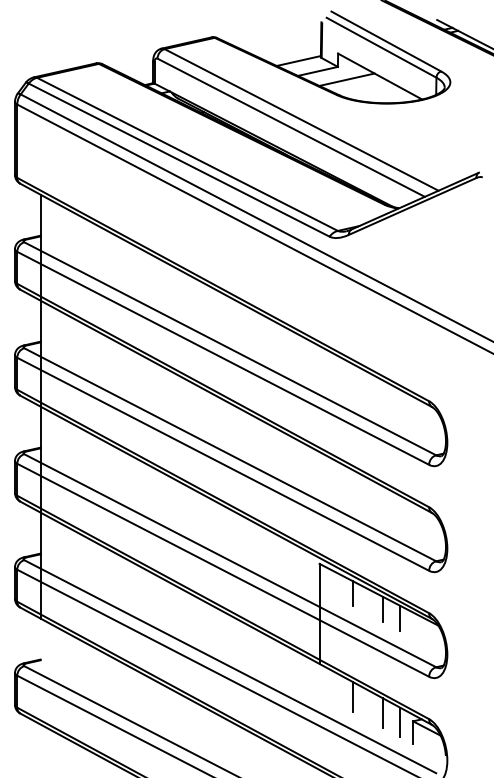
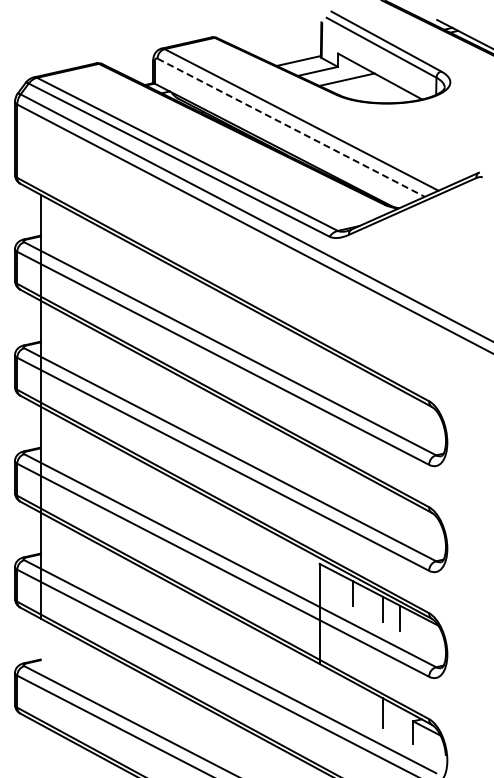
line: solid -> dashed (291, 127)
line: present -> none (352, 696)
line: present -> none (400, 722)
